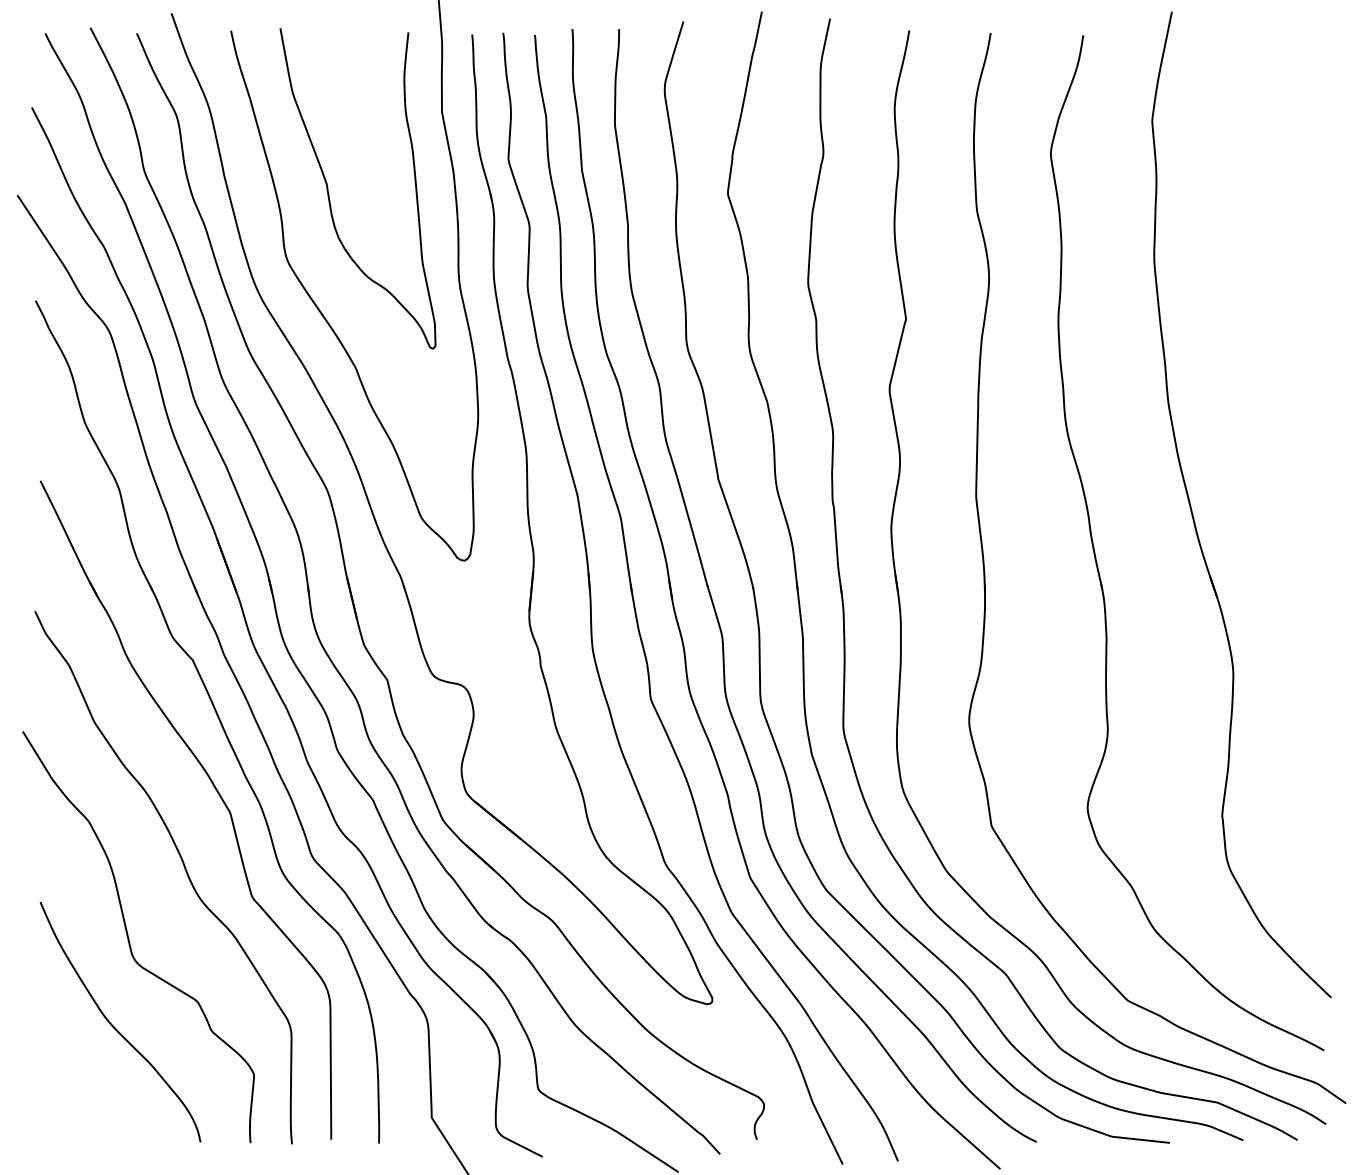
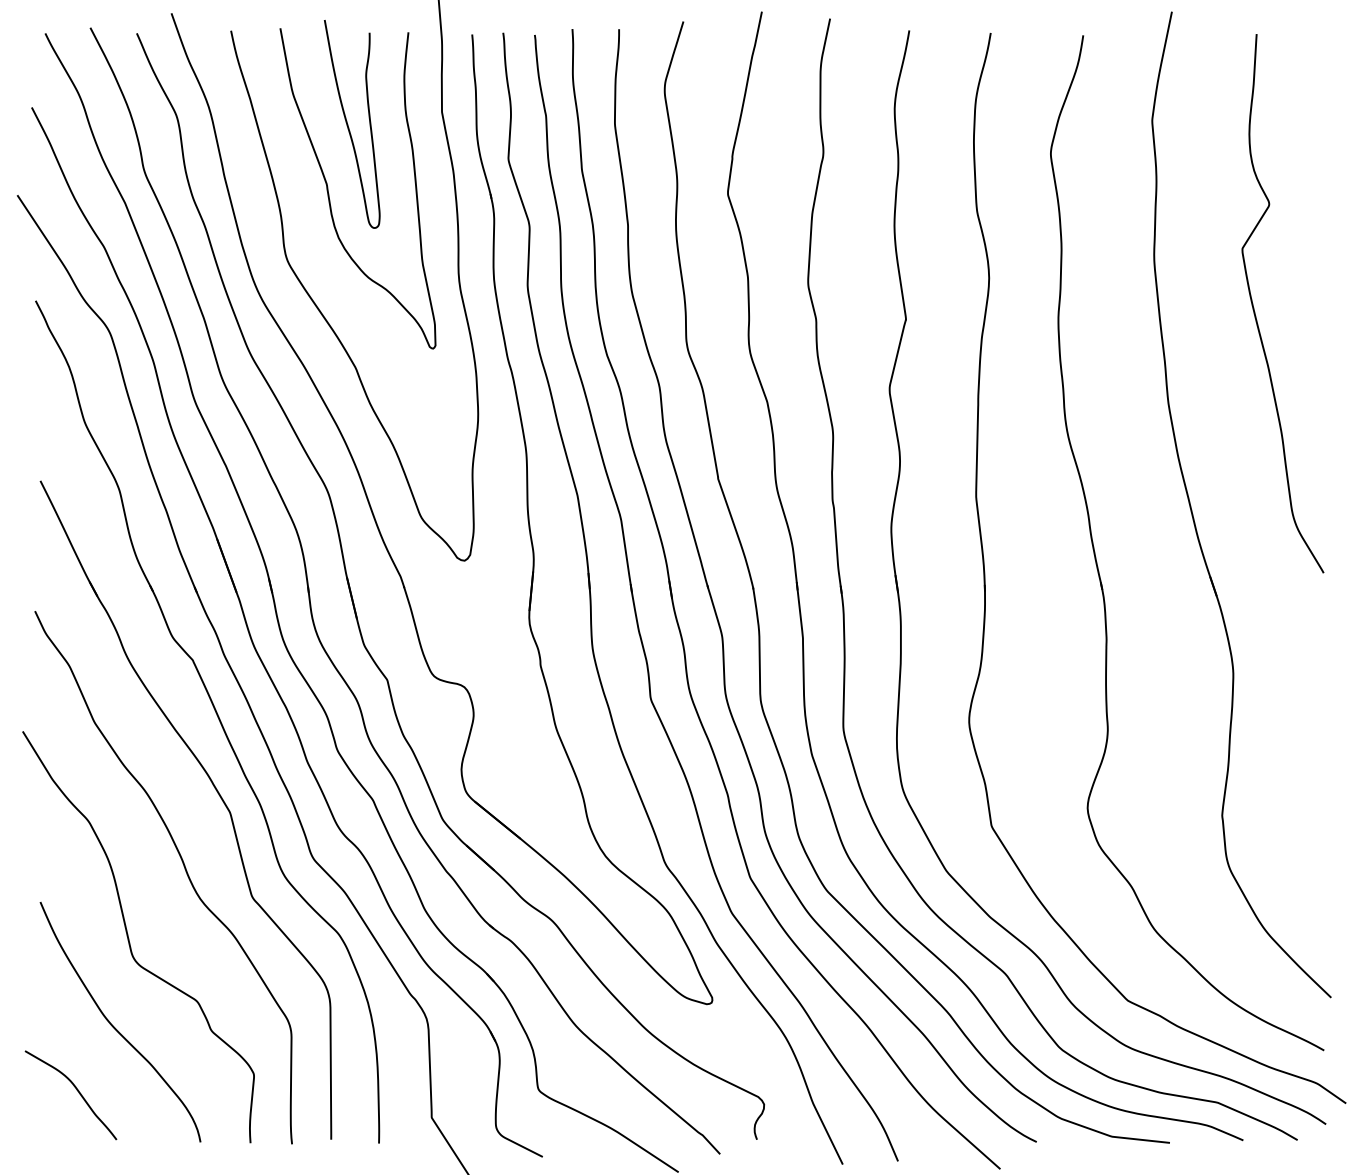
curve: none -> present (348, 124)
curve: none -> present (1255, 311)
curve: none -> present (76, 1090)
